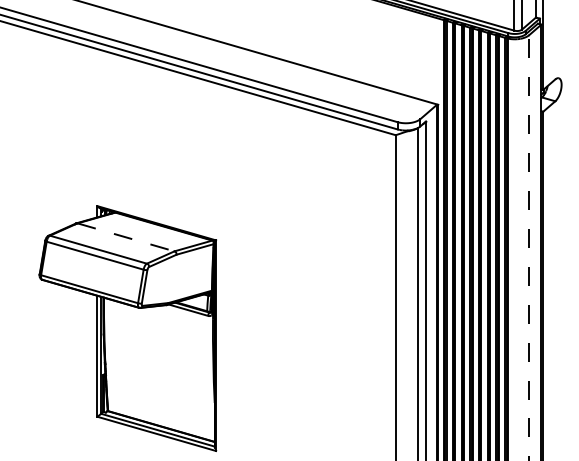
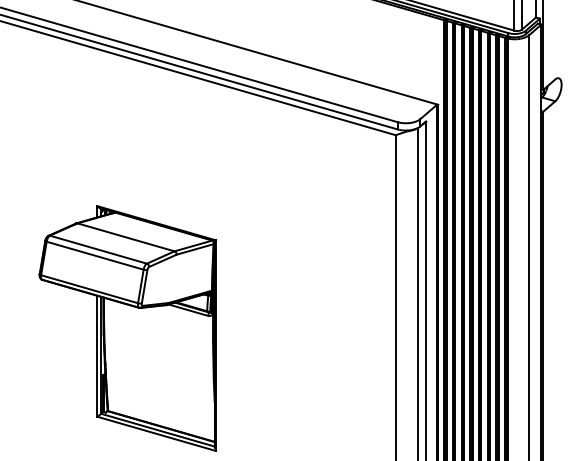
line: dashed -> solid (126, 237)
line: dashed -> solid (529, 247)
